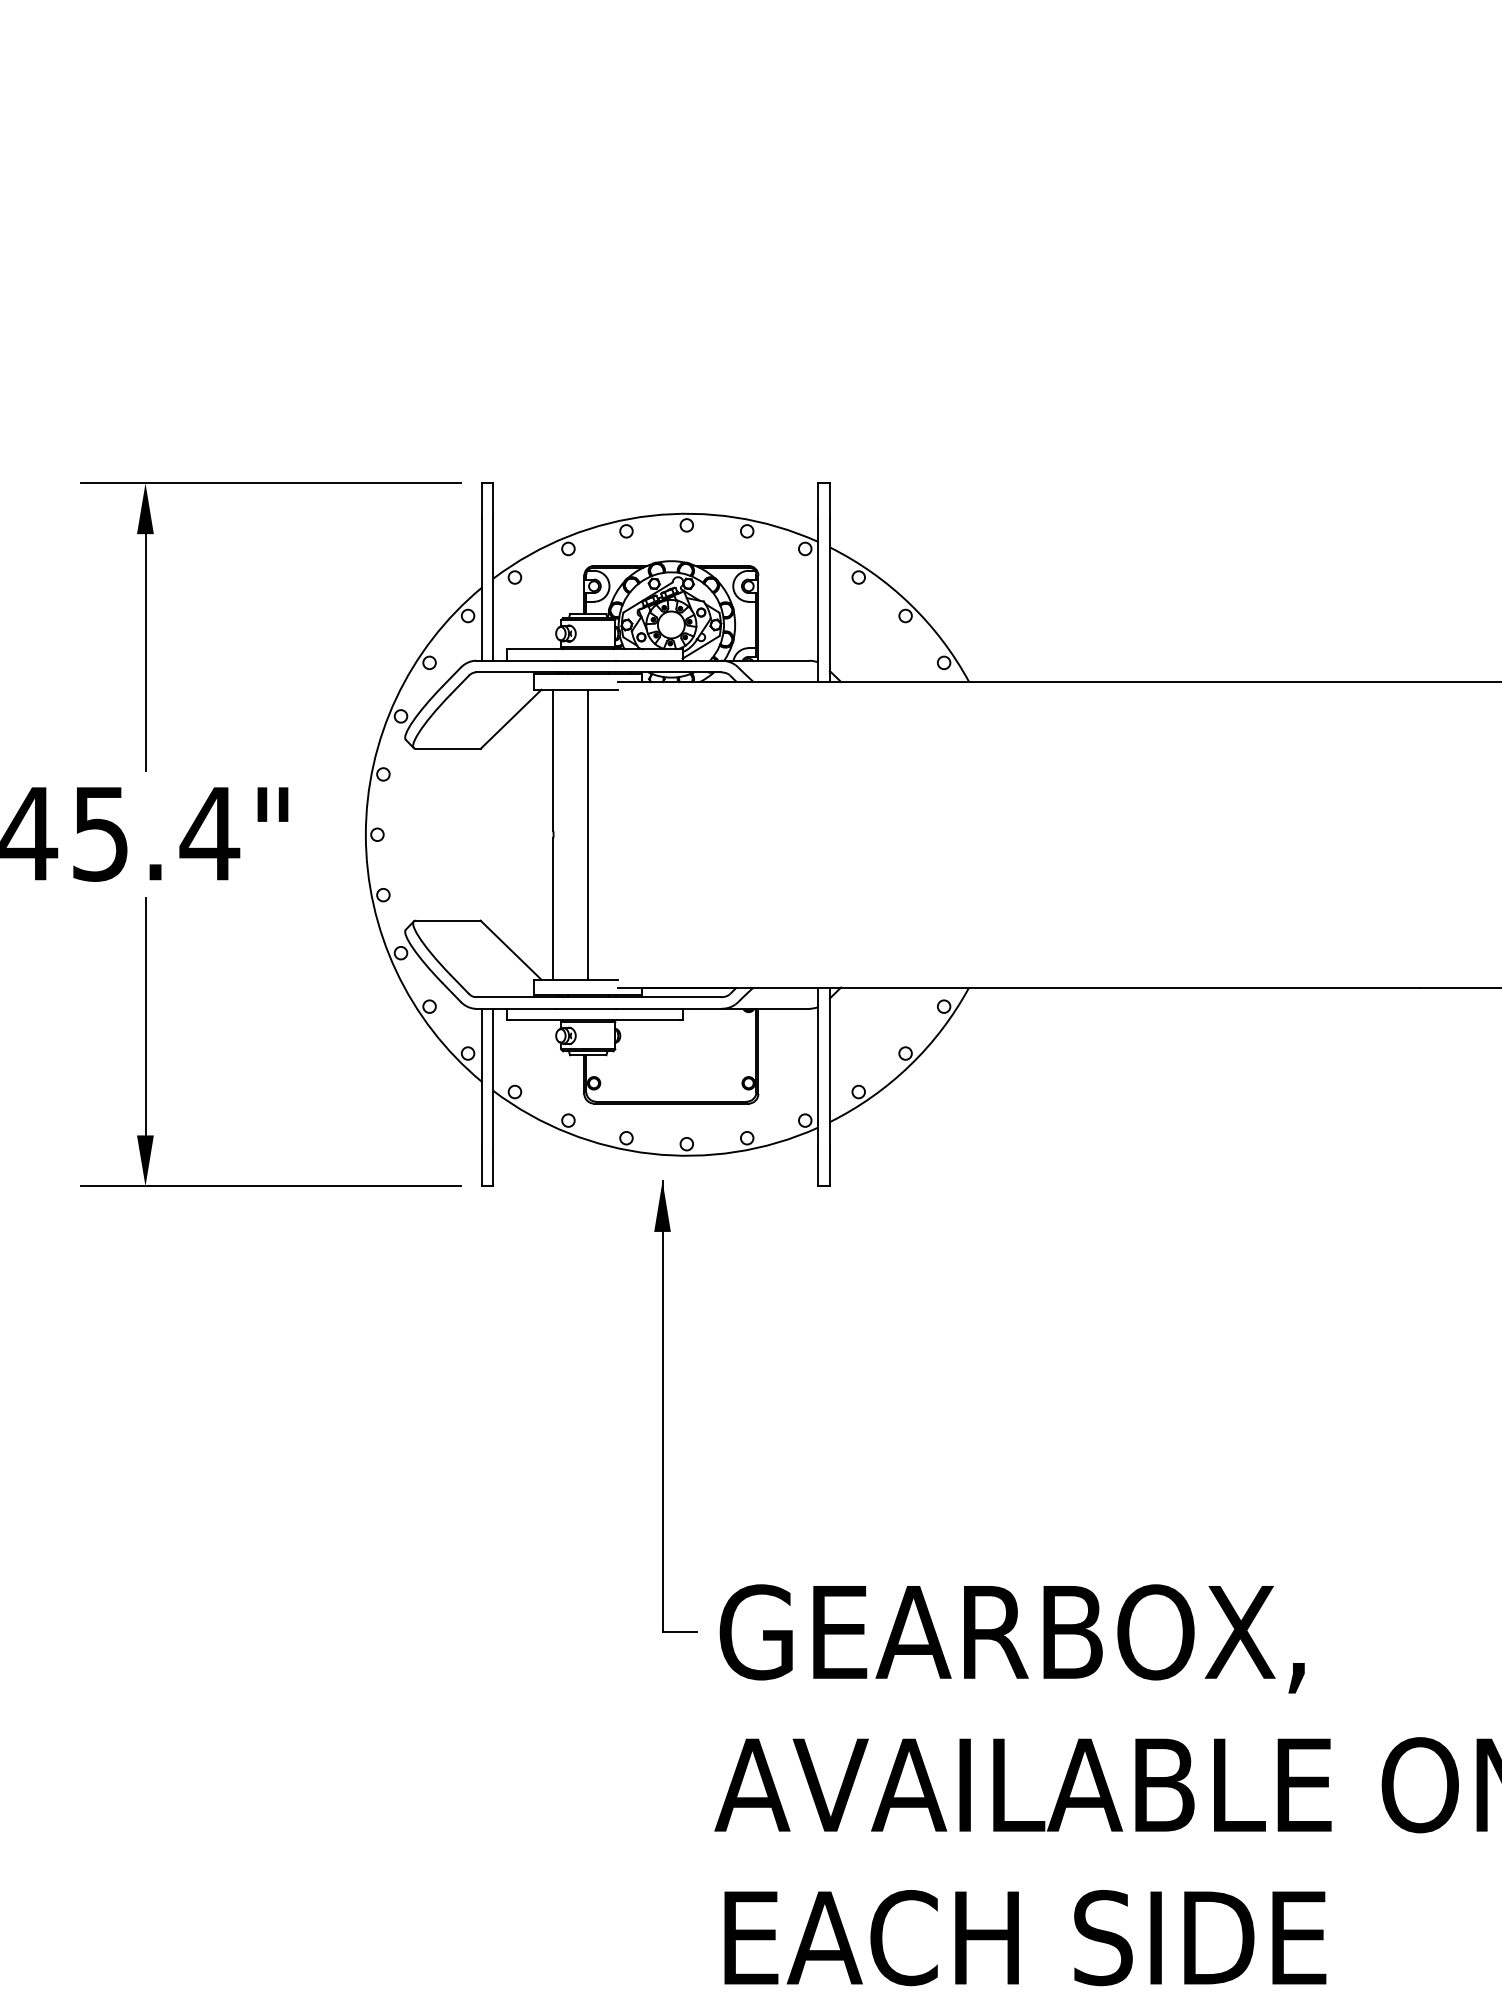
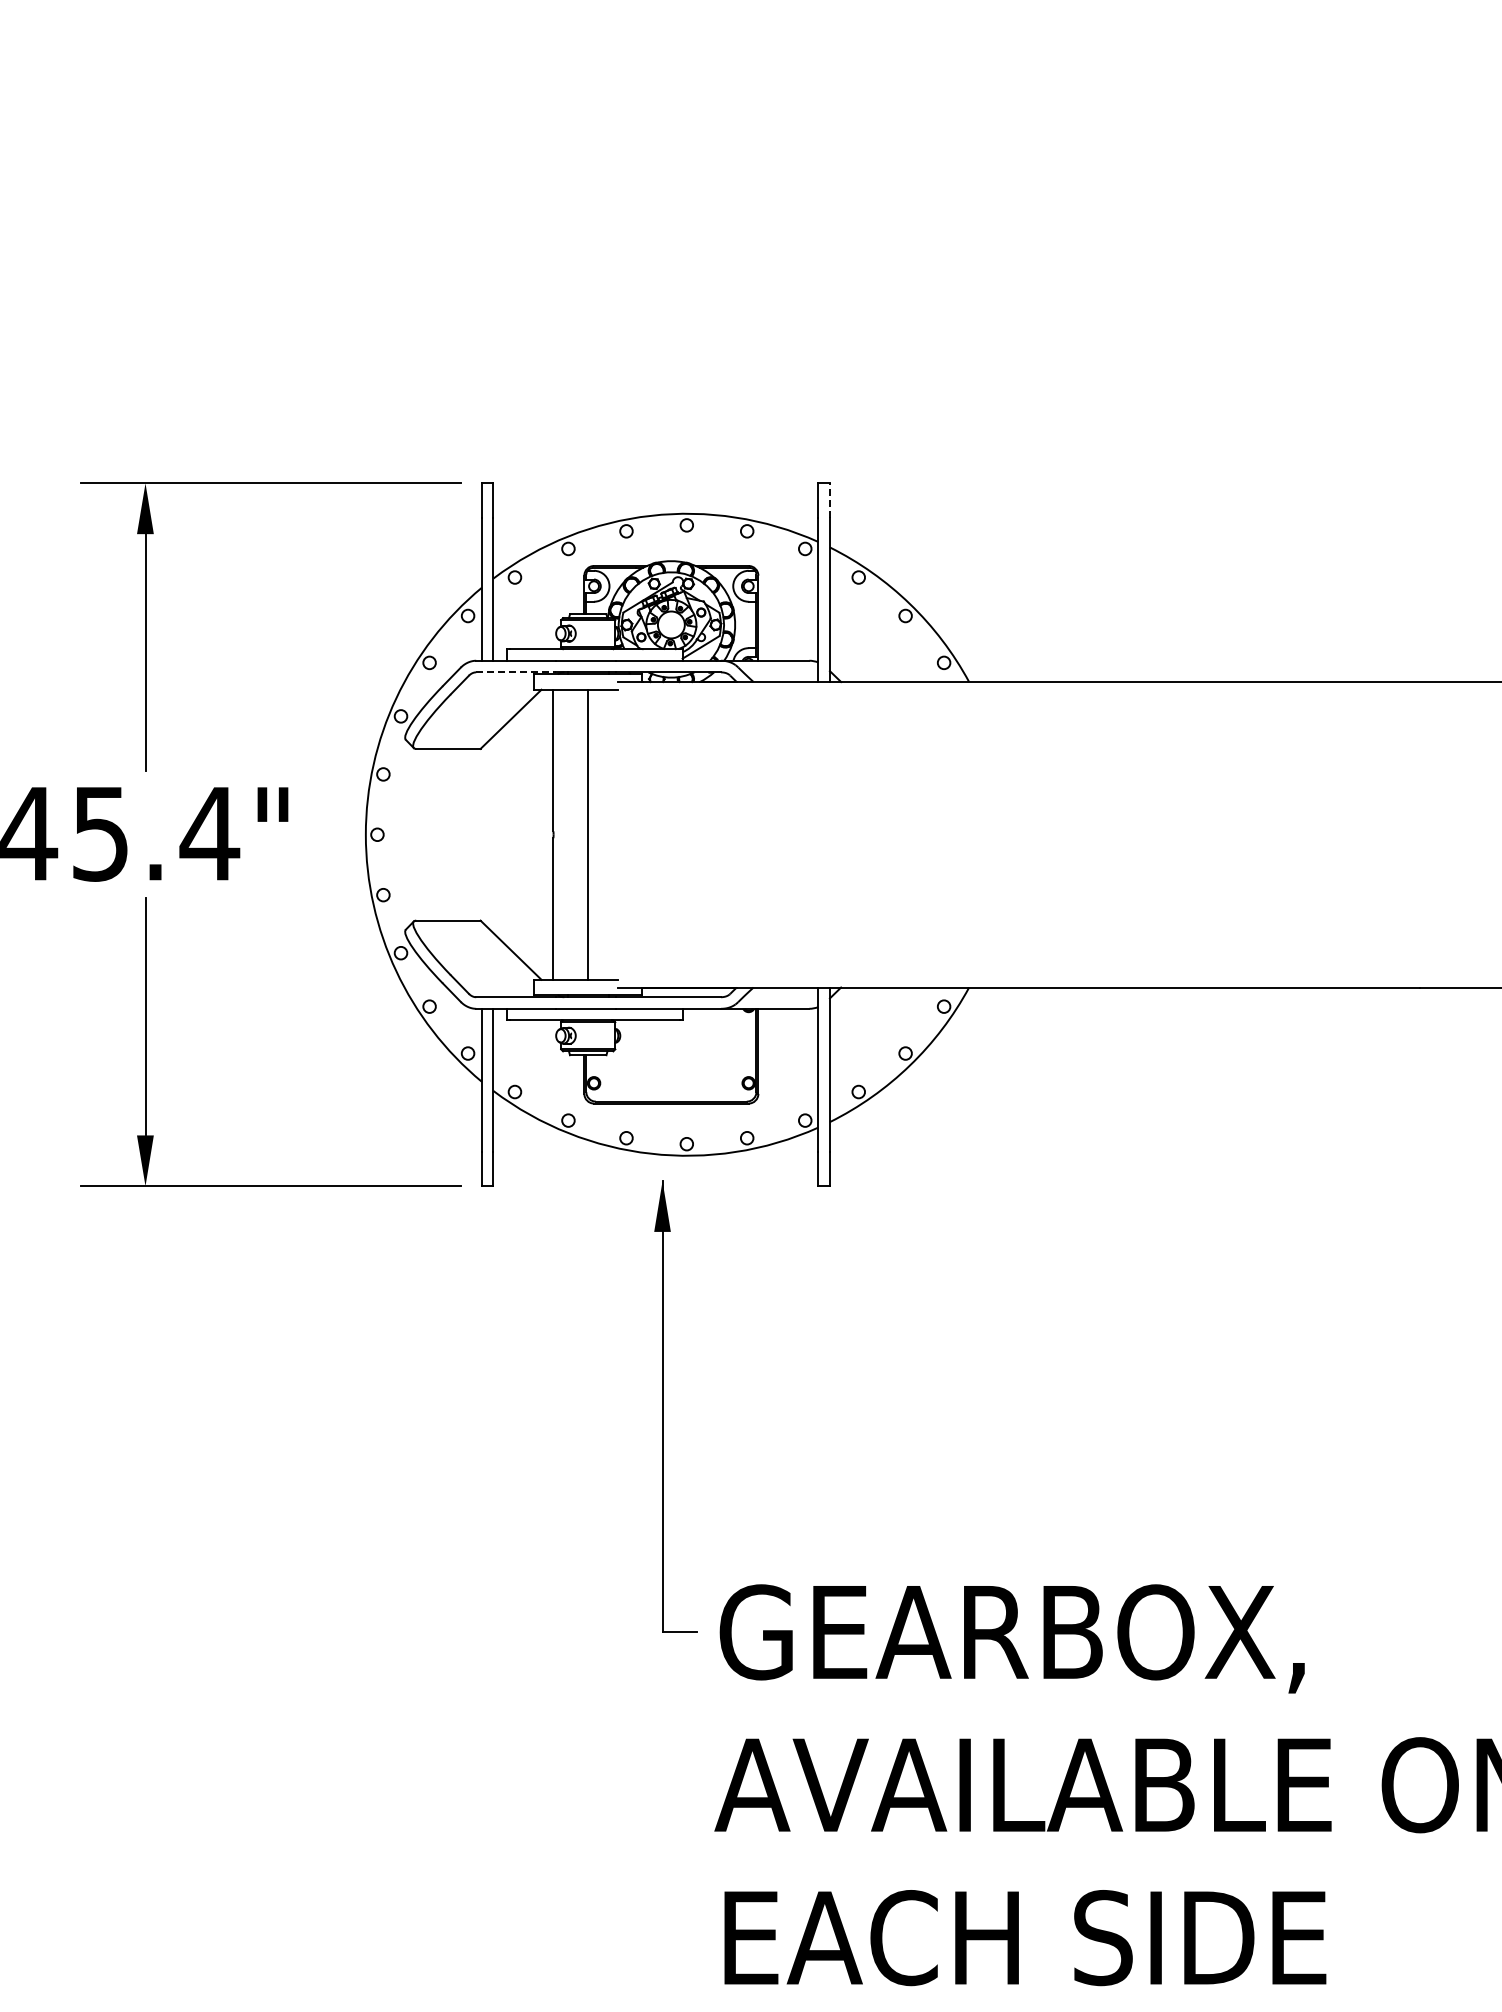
line: solid -> dashed (829, 499)
line: solid -> dashed (516, 672)
